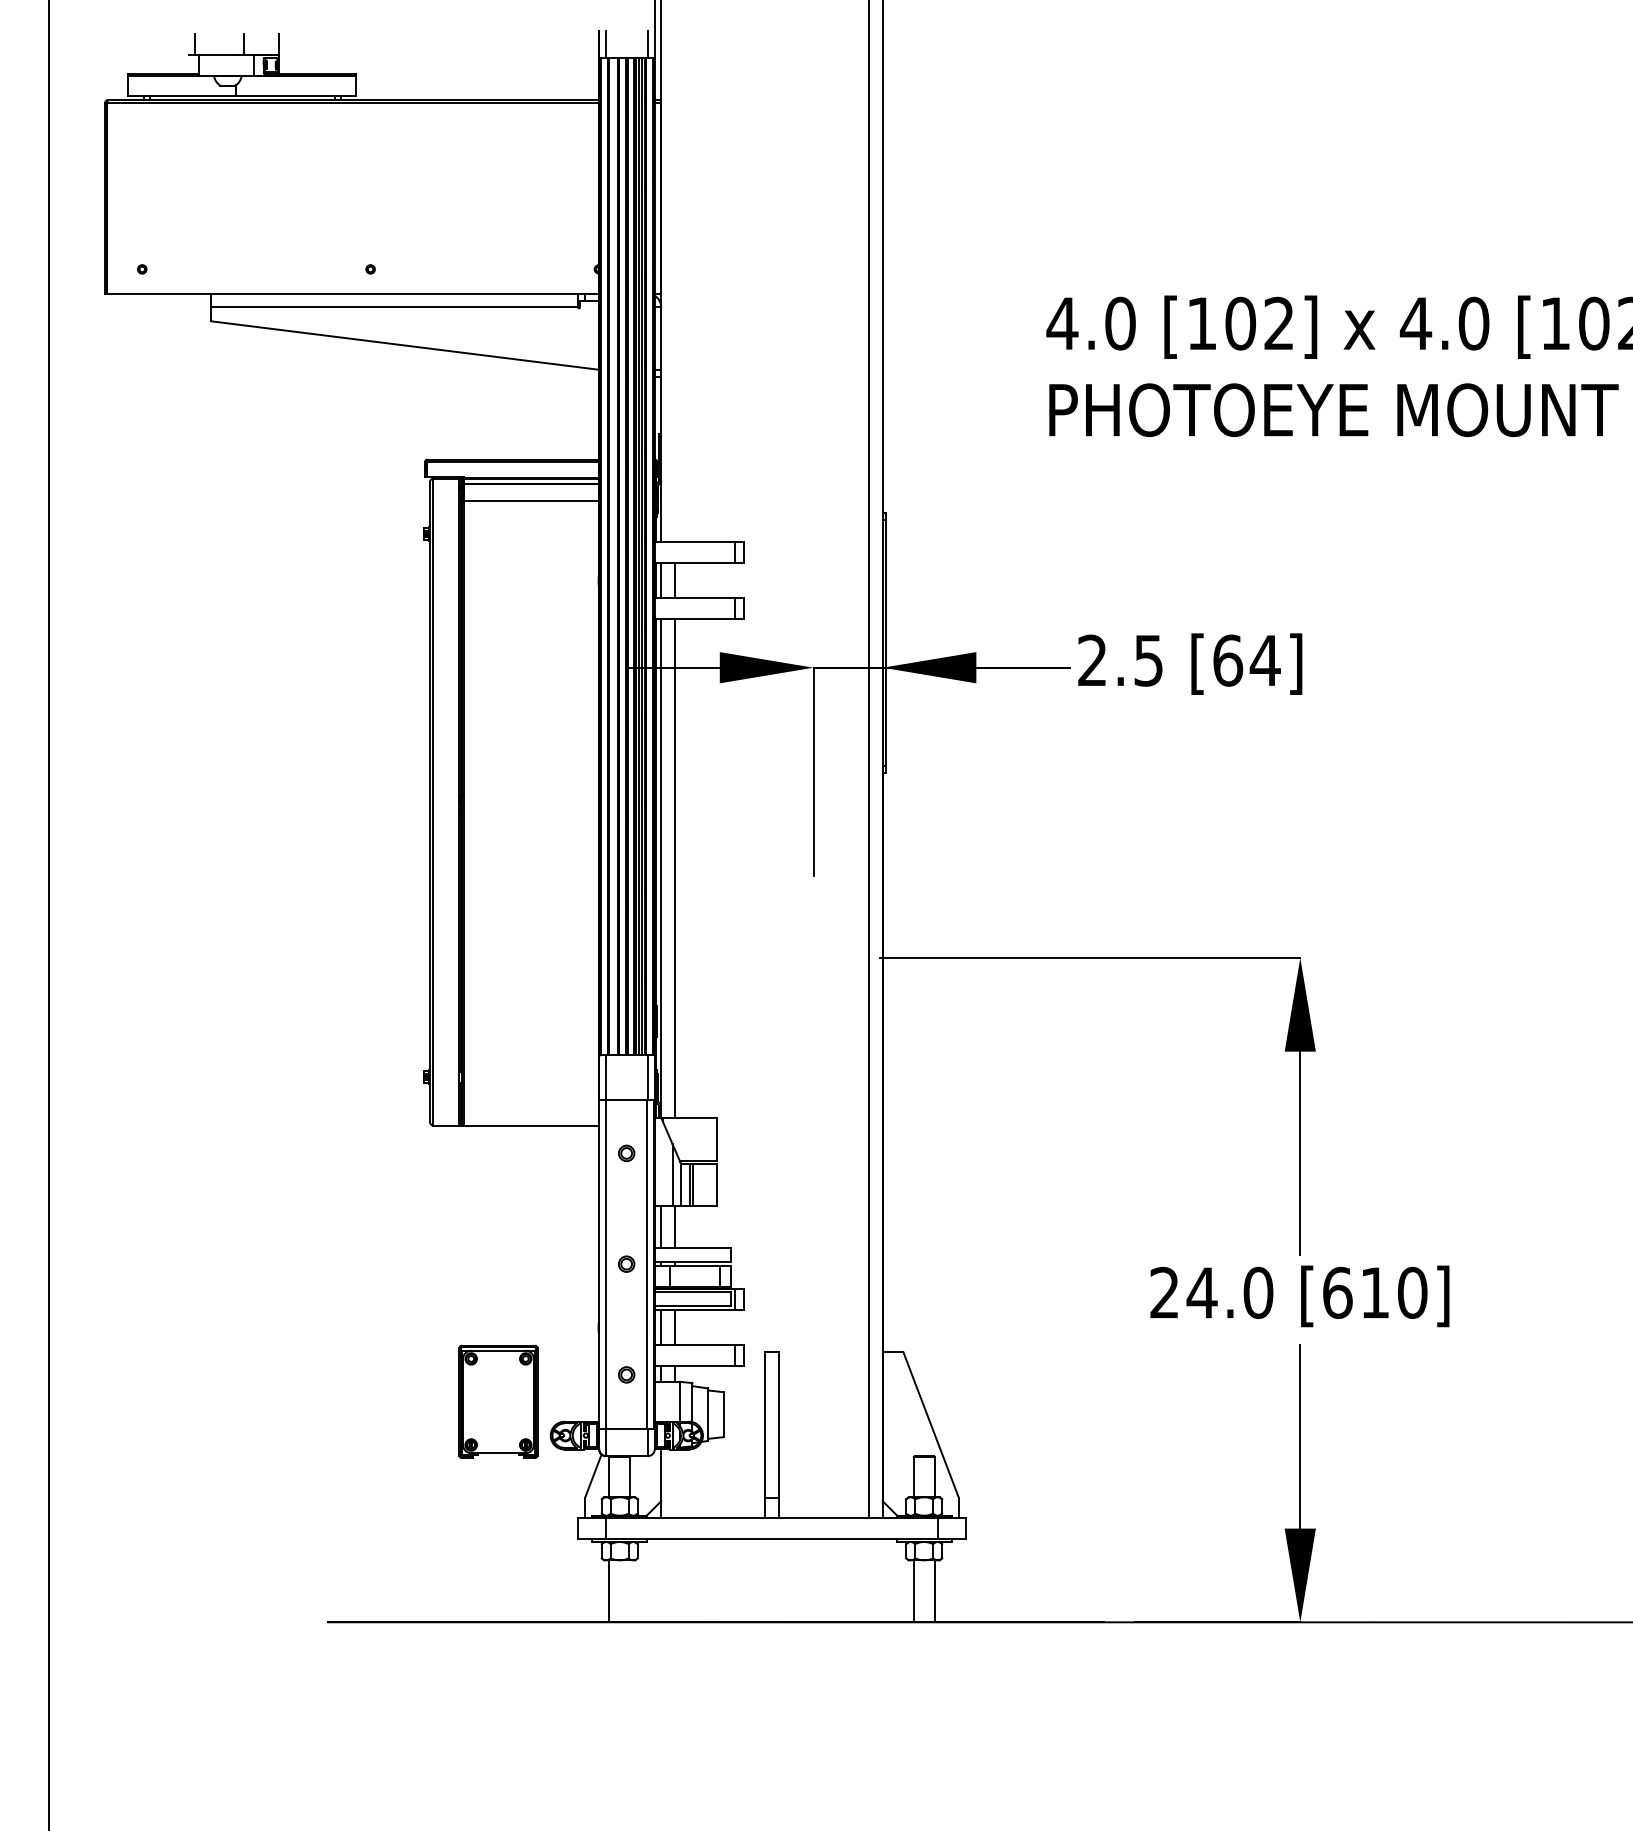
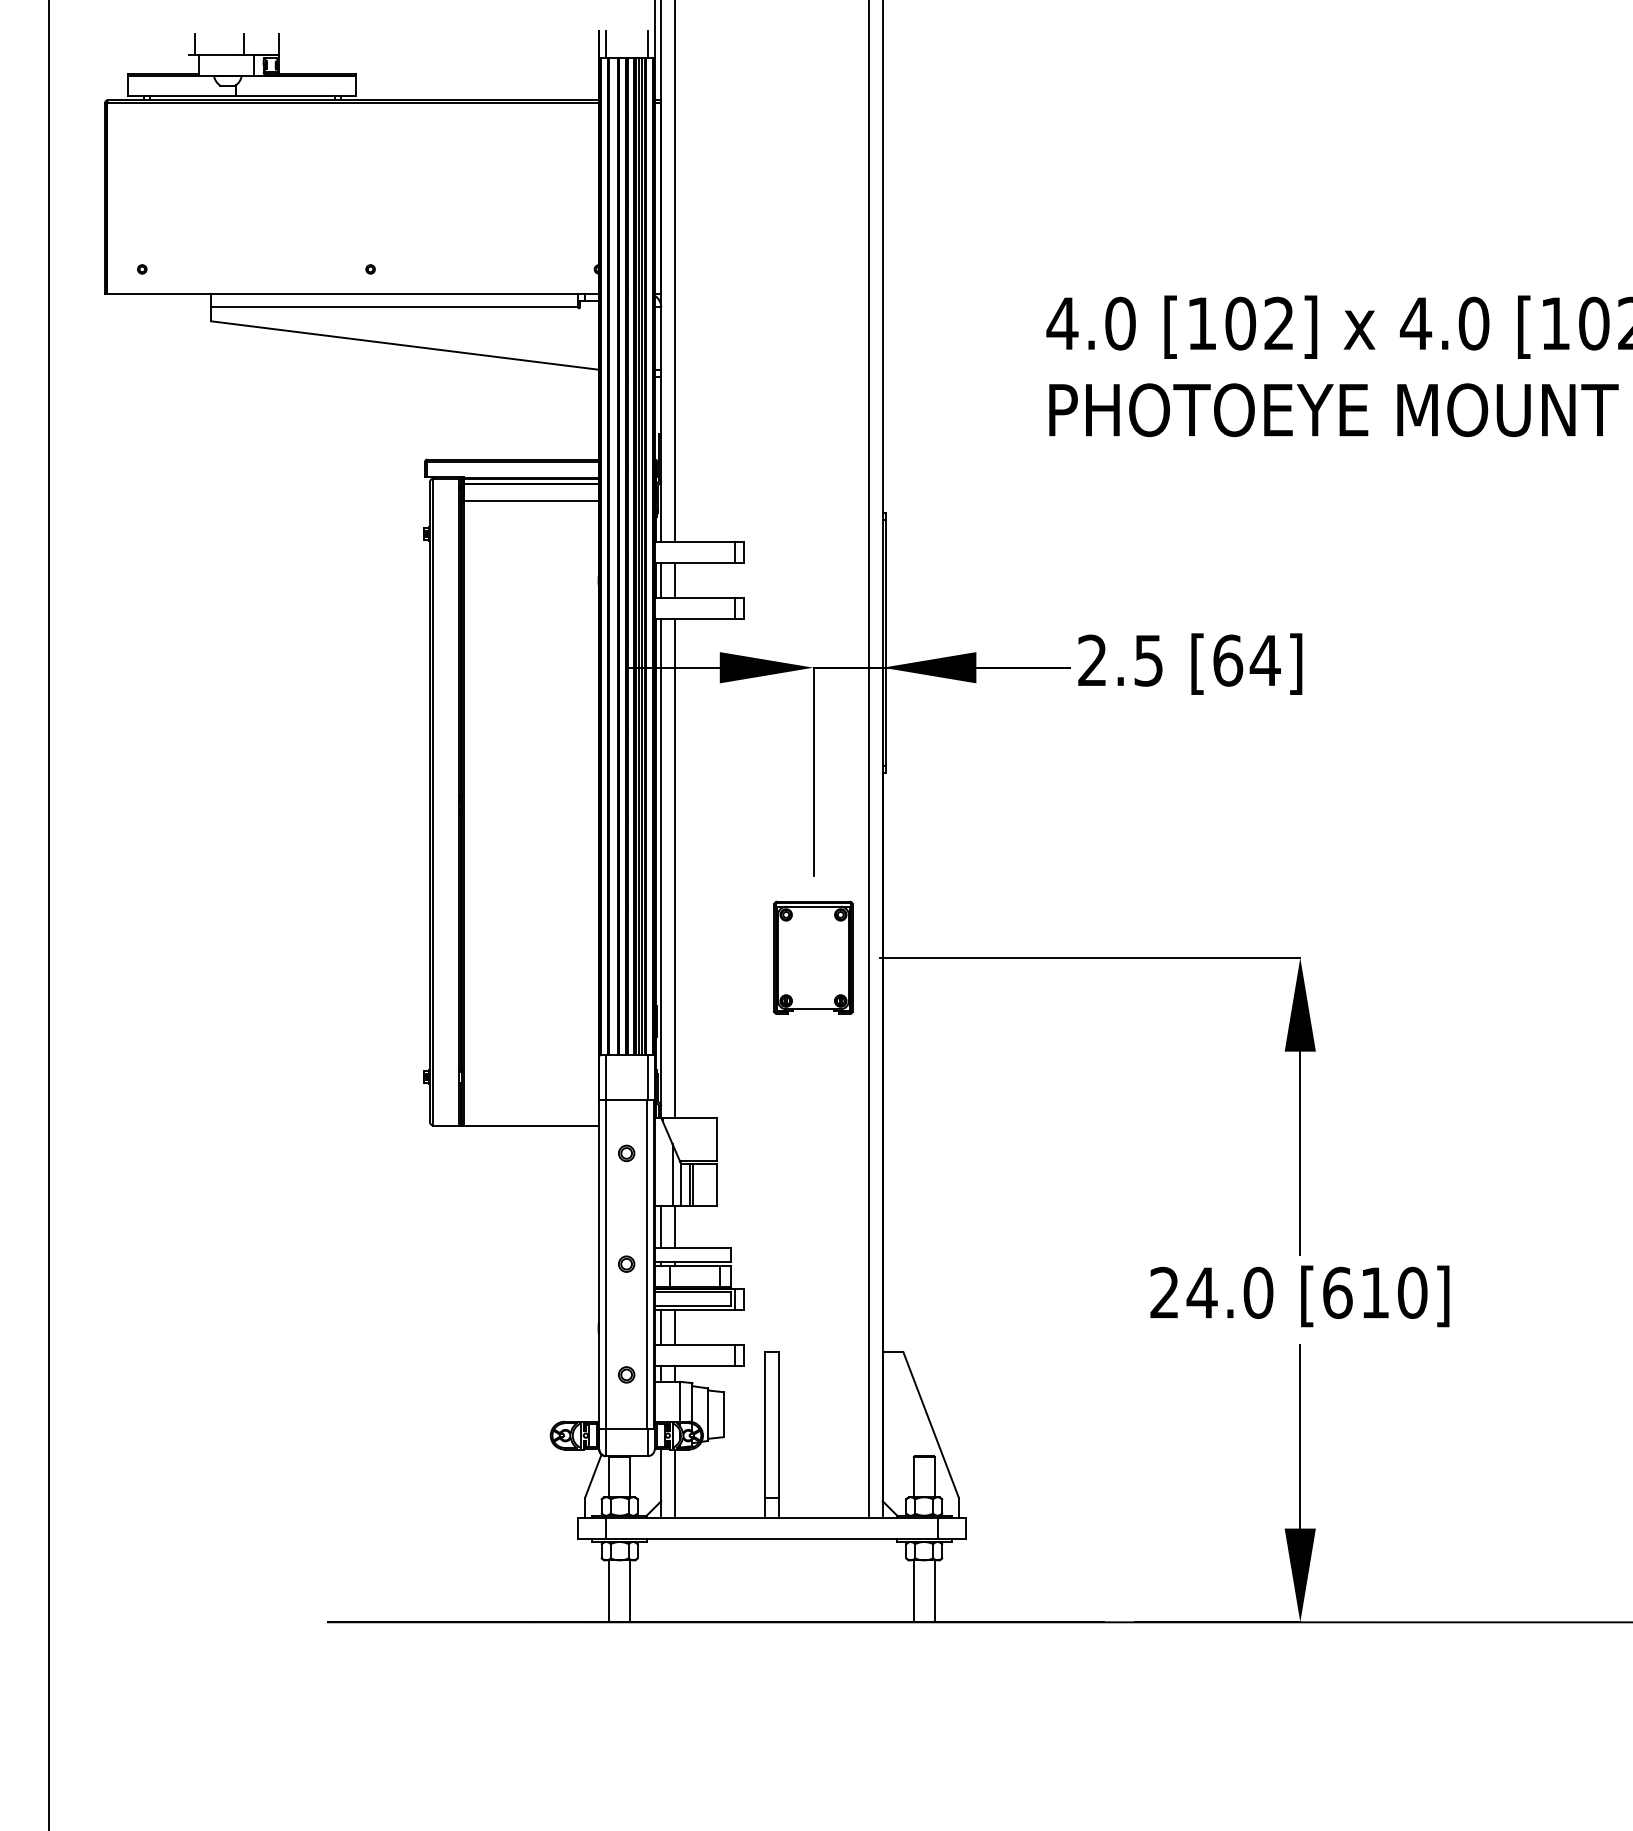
line: none -> present (675, 271)
part position: (498, 1401) -> (813, 957) (813, 957)
line: none -> present (675, 1483)
line: none -> present (630, 1591)
